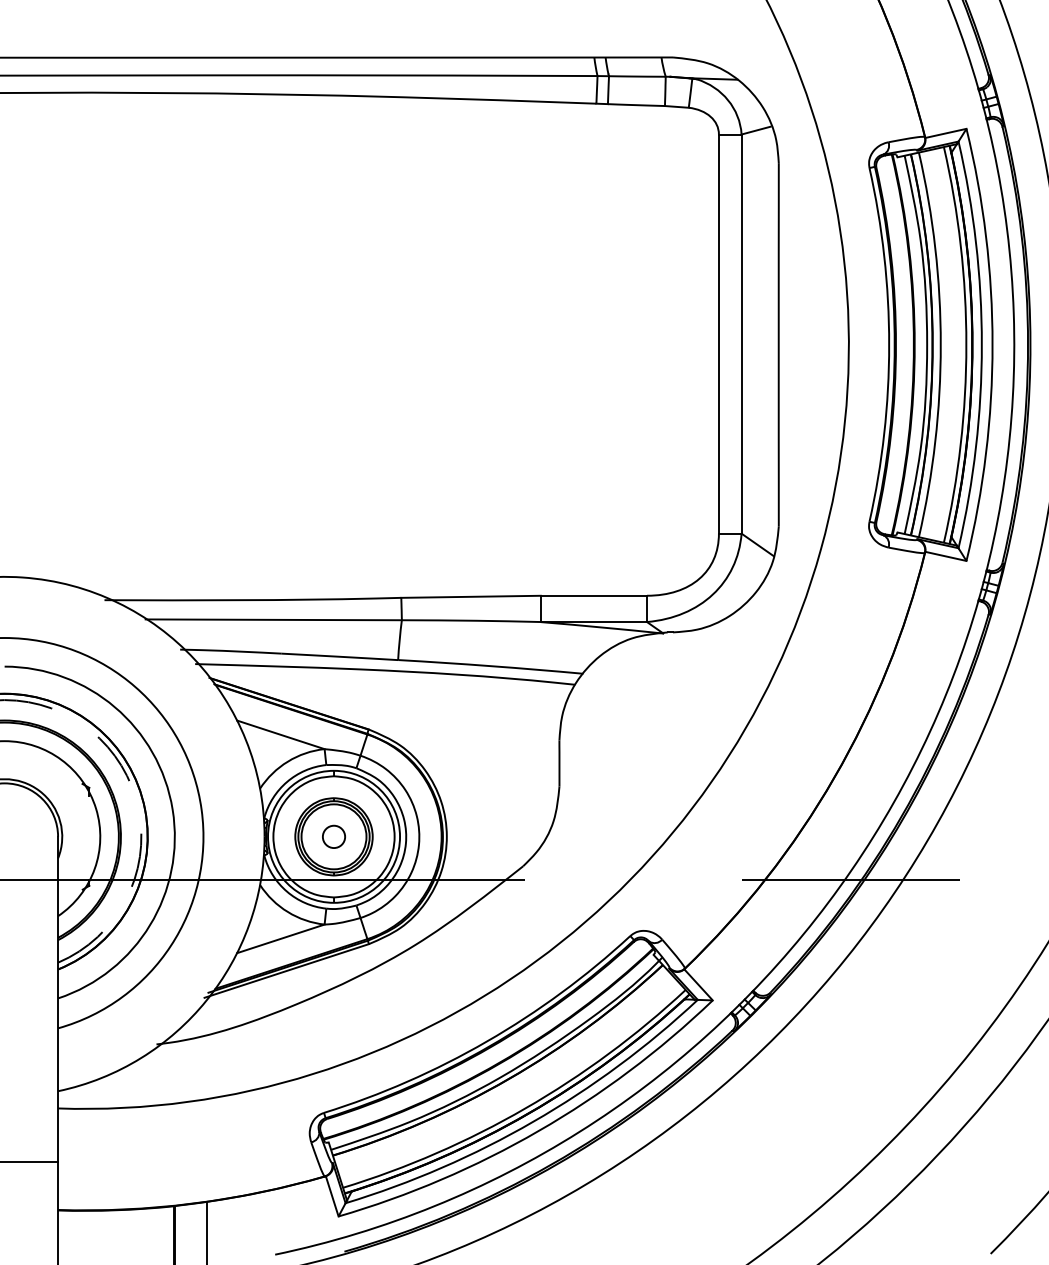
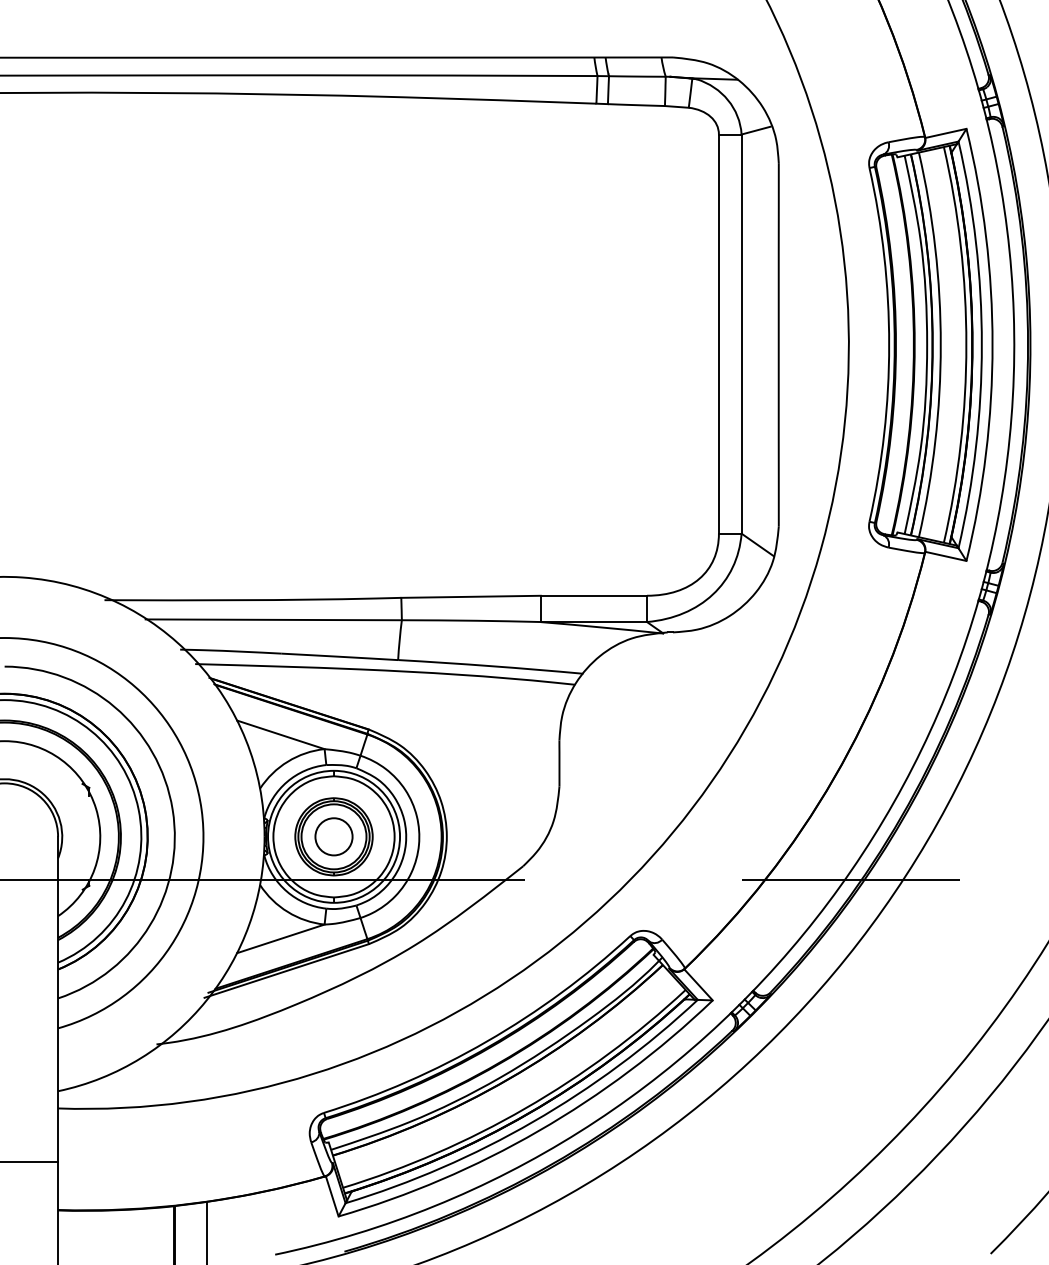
arc: dashed -> solid (138, 807)
circle size: 24x25 px -> 40x40 px (333, 836)
